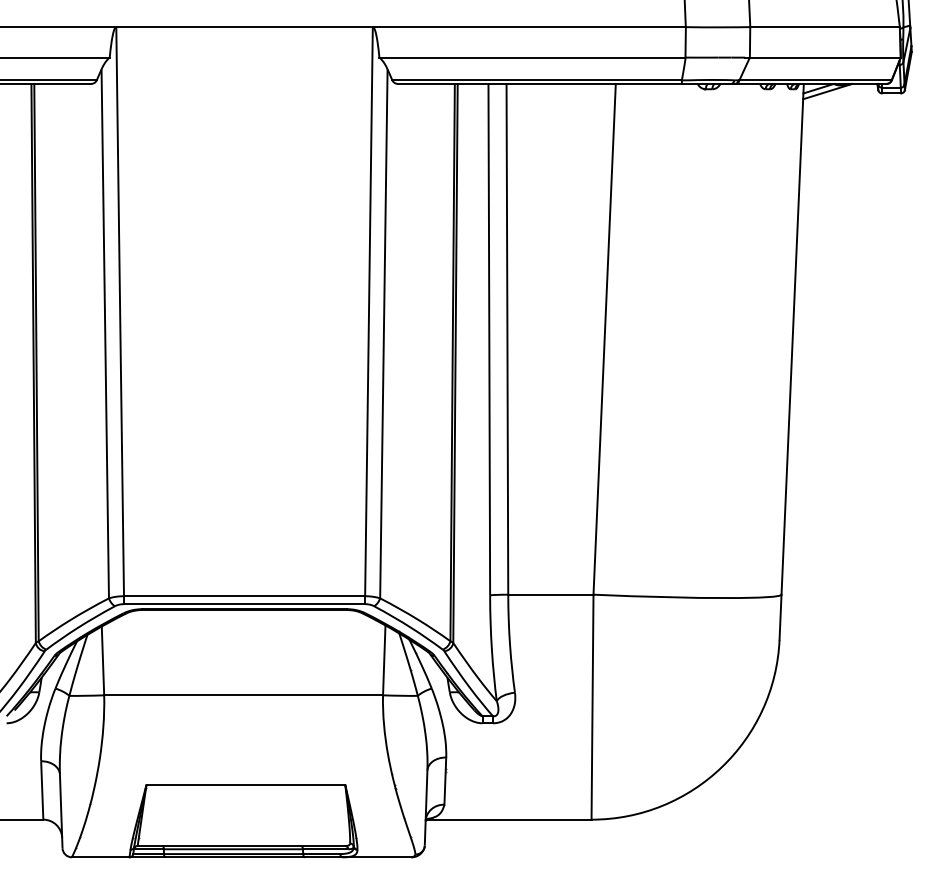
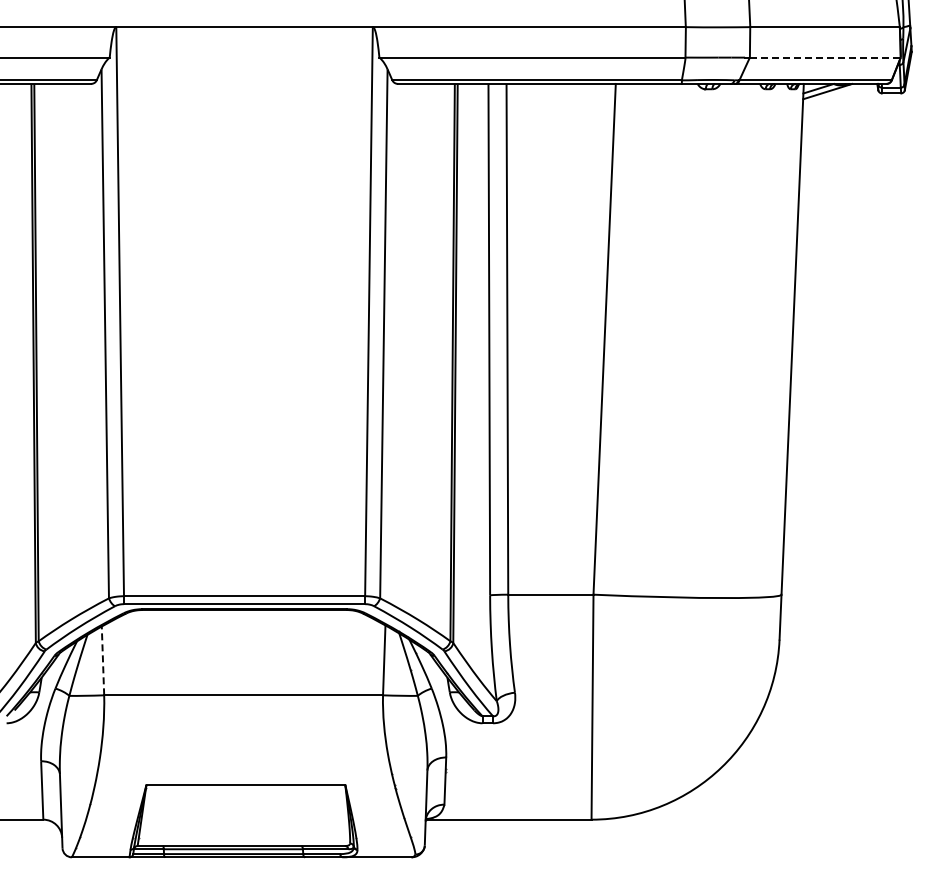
line: solid -> dashed (825, 57)
line: solid -> dashed (102, 660)
